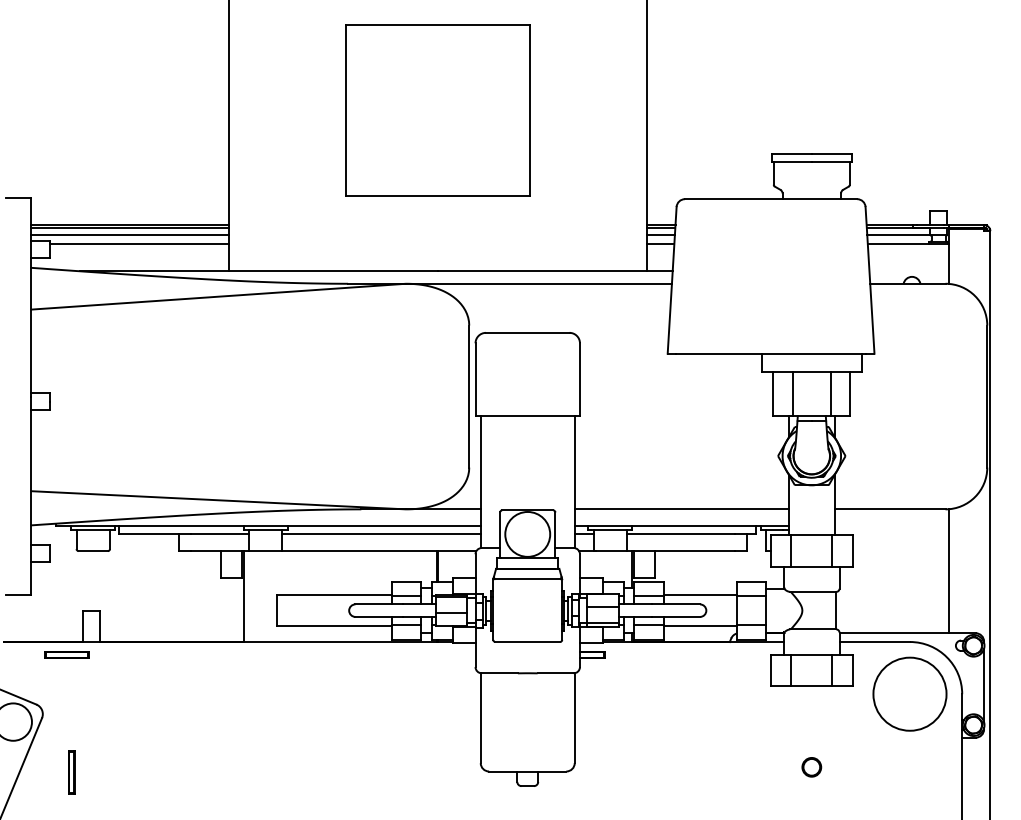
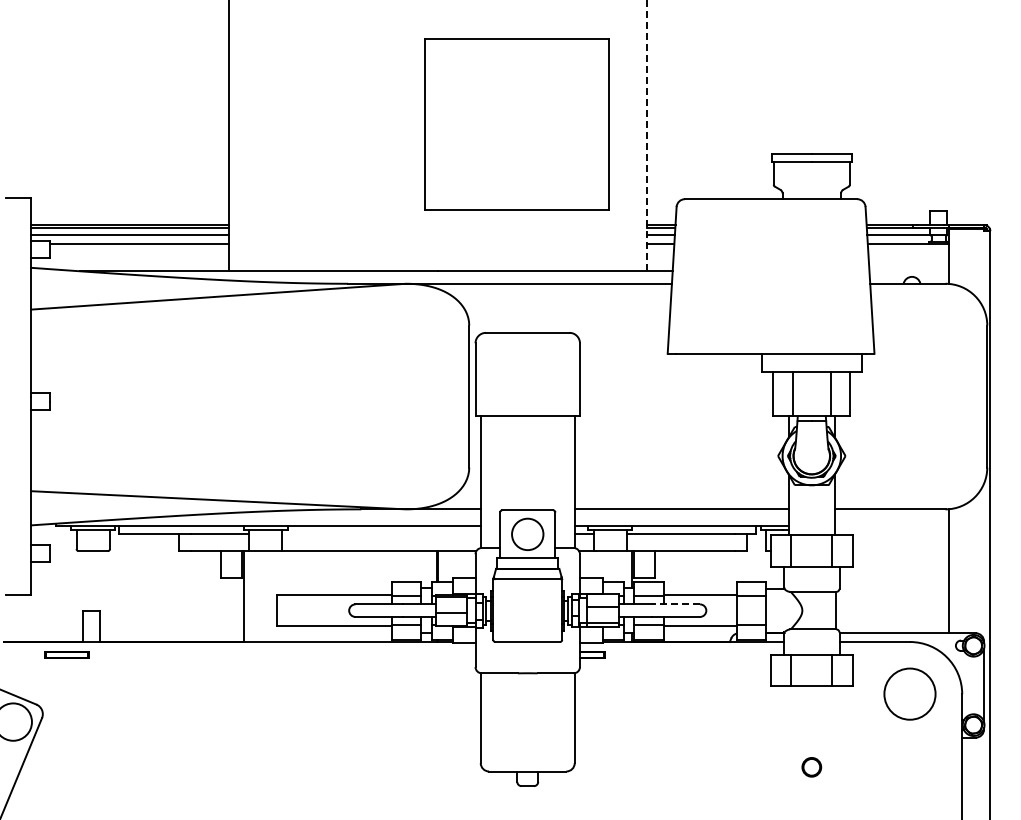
part position: (437, 110) -> (516, 124) (516, 124)
line: solid -> dashed (646, 135)
circle diameter: 45 px -> 31 px (527, 534)
line: present -> none (381, 534)
line: solid -> dashed (675, 604)
circle size: 76x76 px -> 54x54 px (909, 693)
part: present -> none (71, 772)
